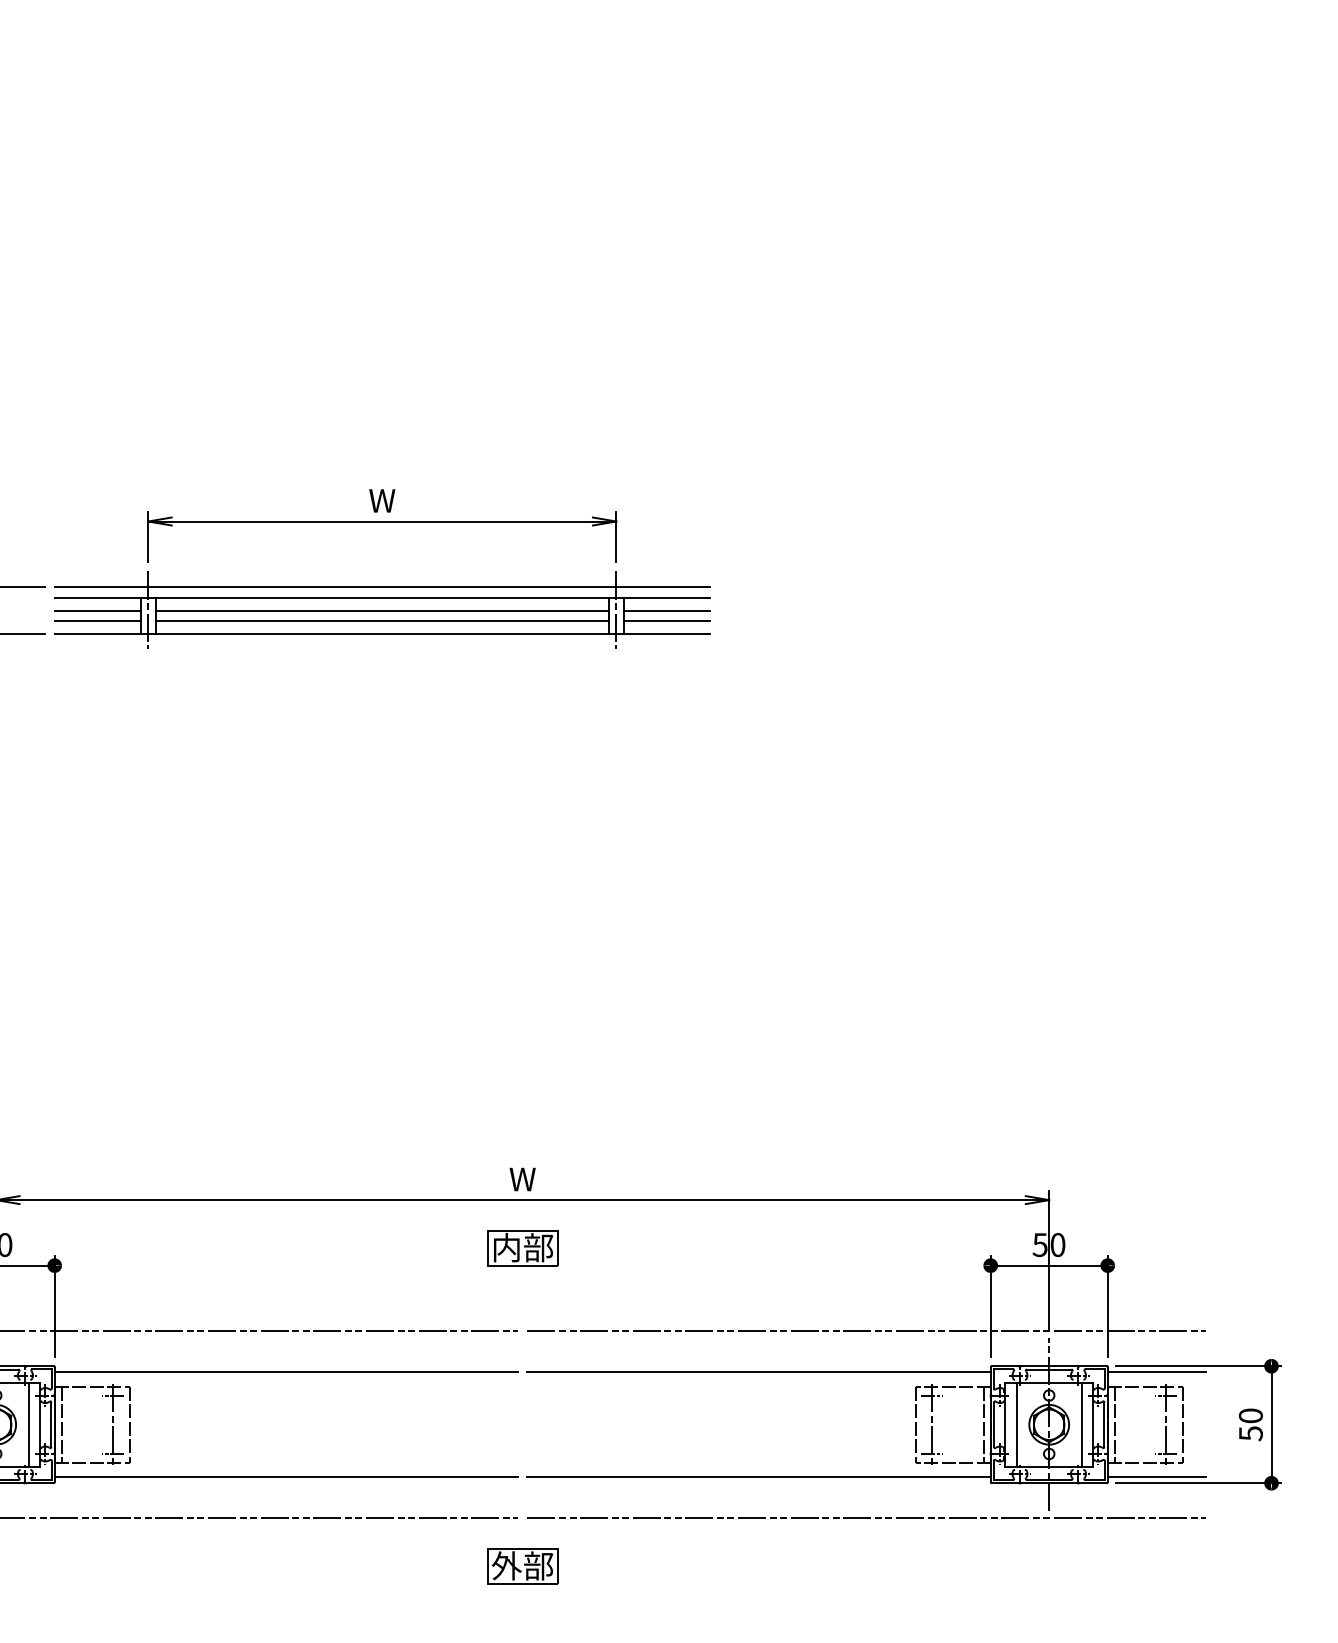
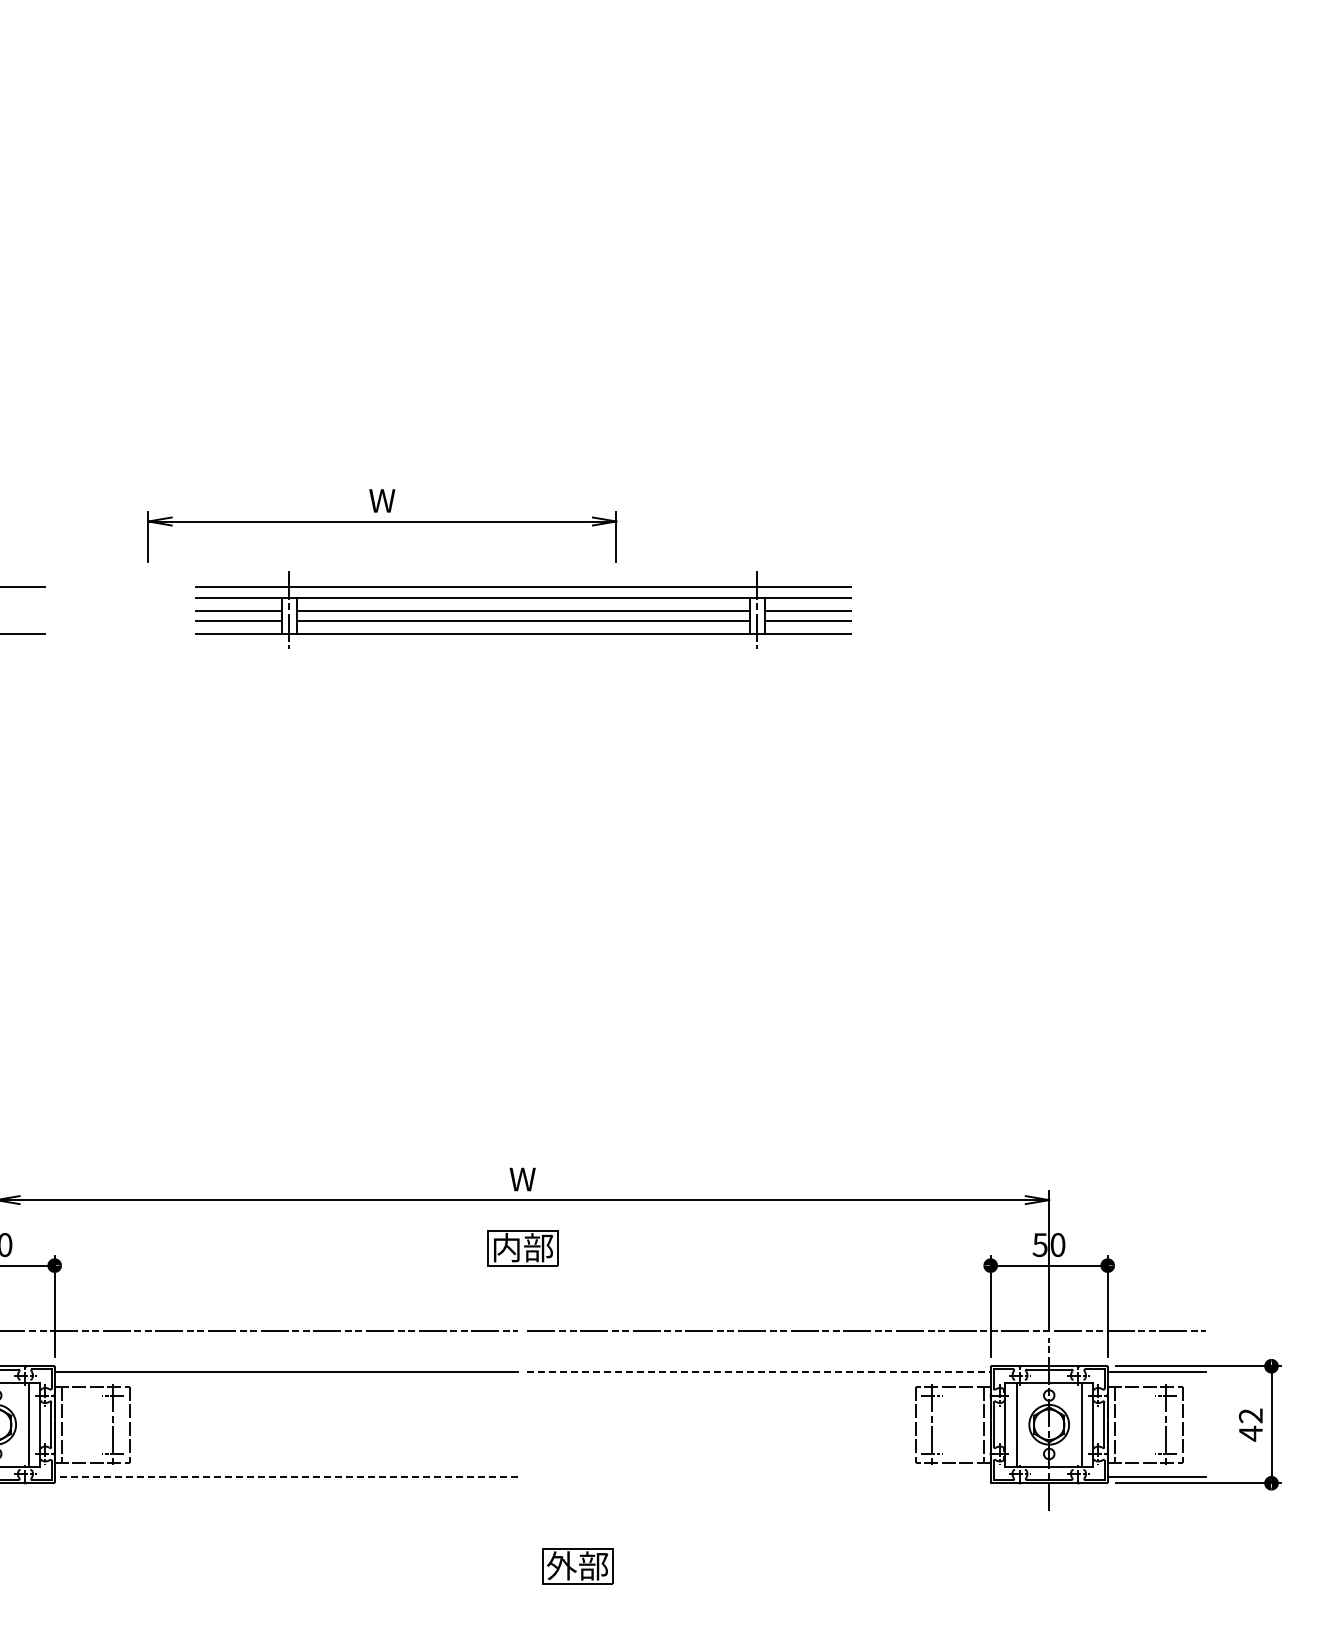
part position: (382, 609) -> (523, 609) (523, 609)
line: solid -> dashed (759, 1372)
text: 50 -> 42 (1250, 1424)
line: solid -> dashed (286, 1477)
line: present -> none (758, 1477)
line: present -> none (260, 1518)
line: present -> none (866, 1518)
part position: (522, 1566) -> (577, 1566) (577, 1566)
